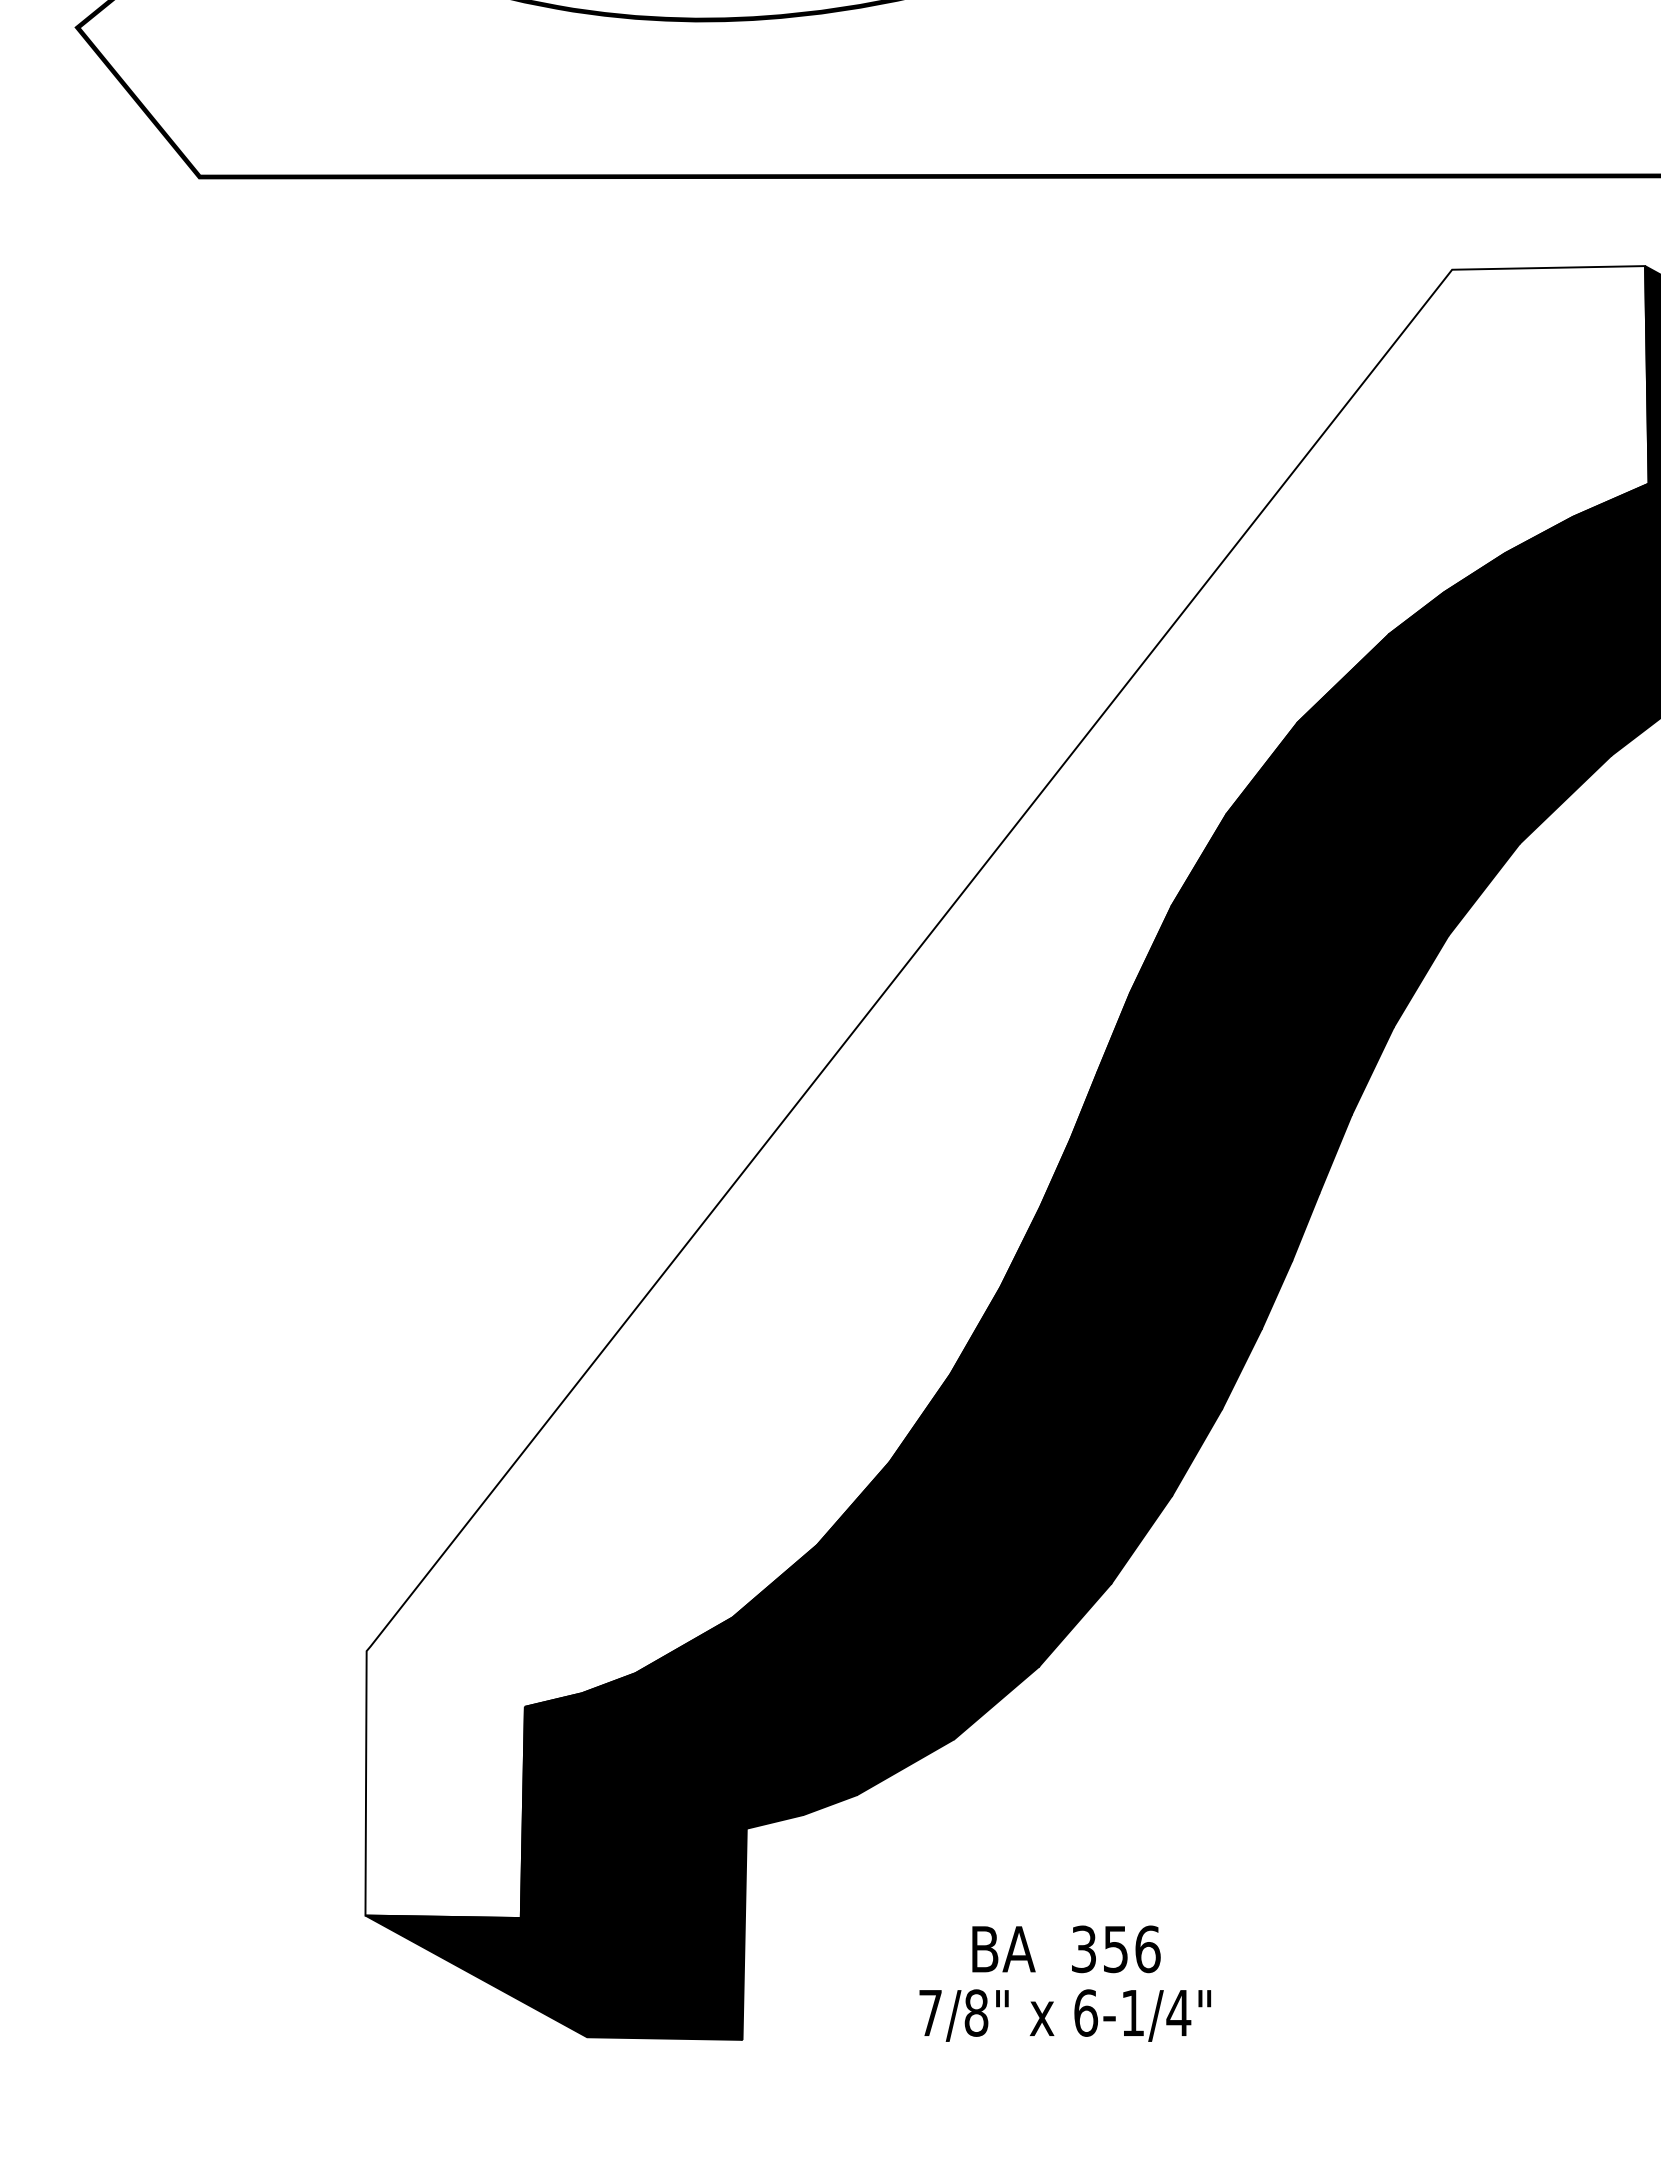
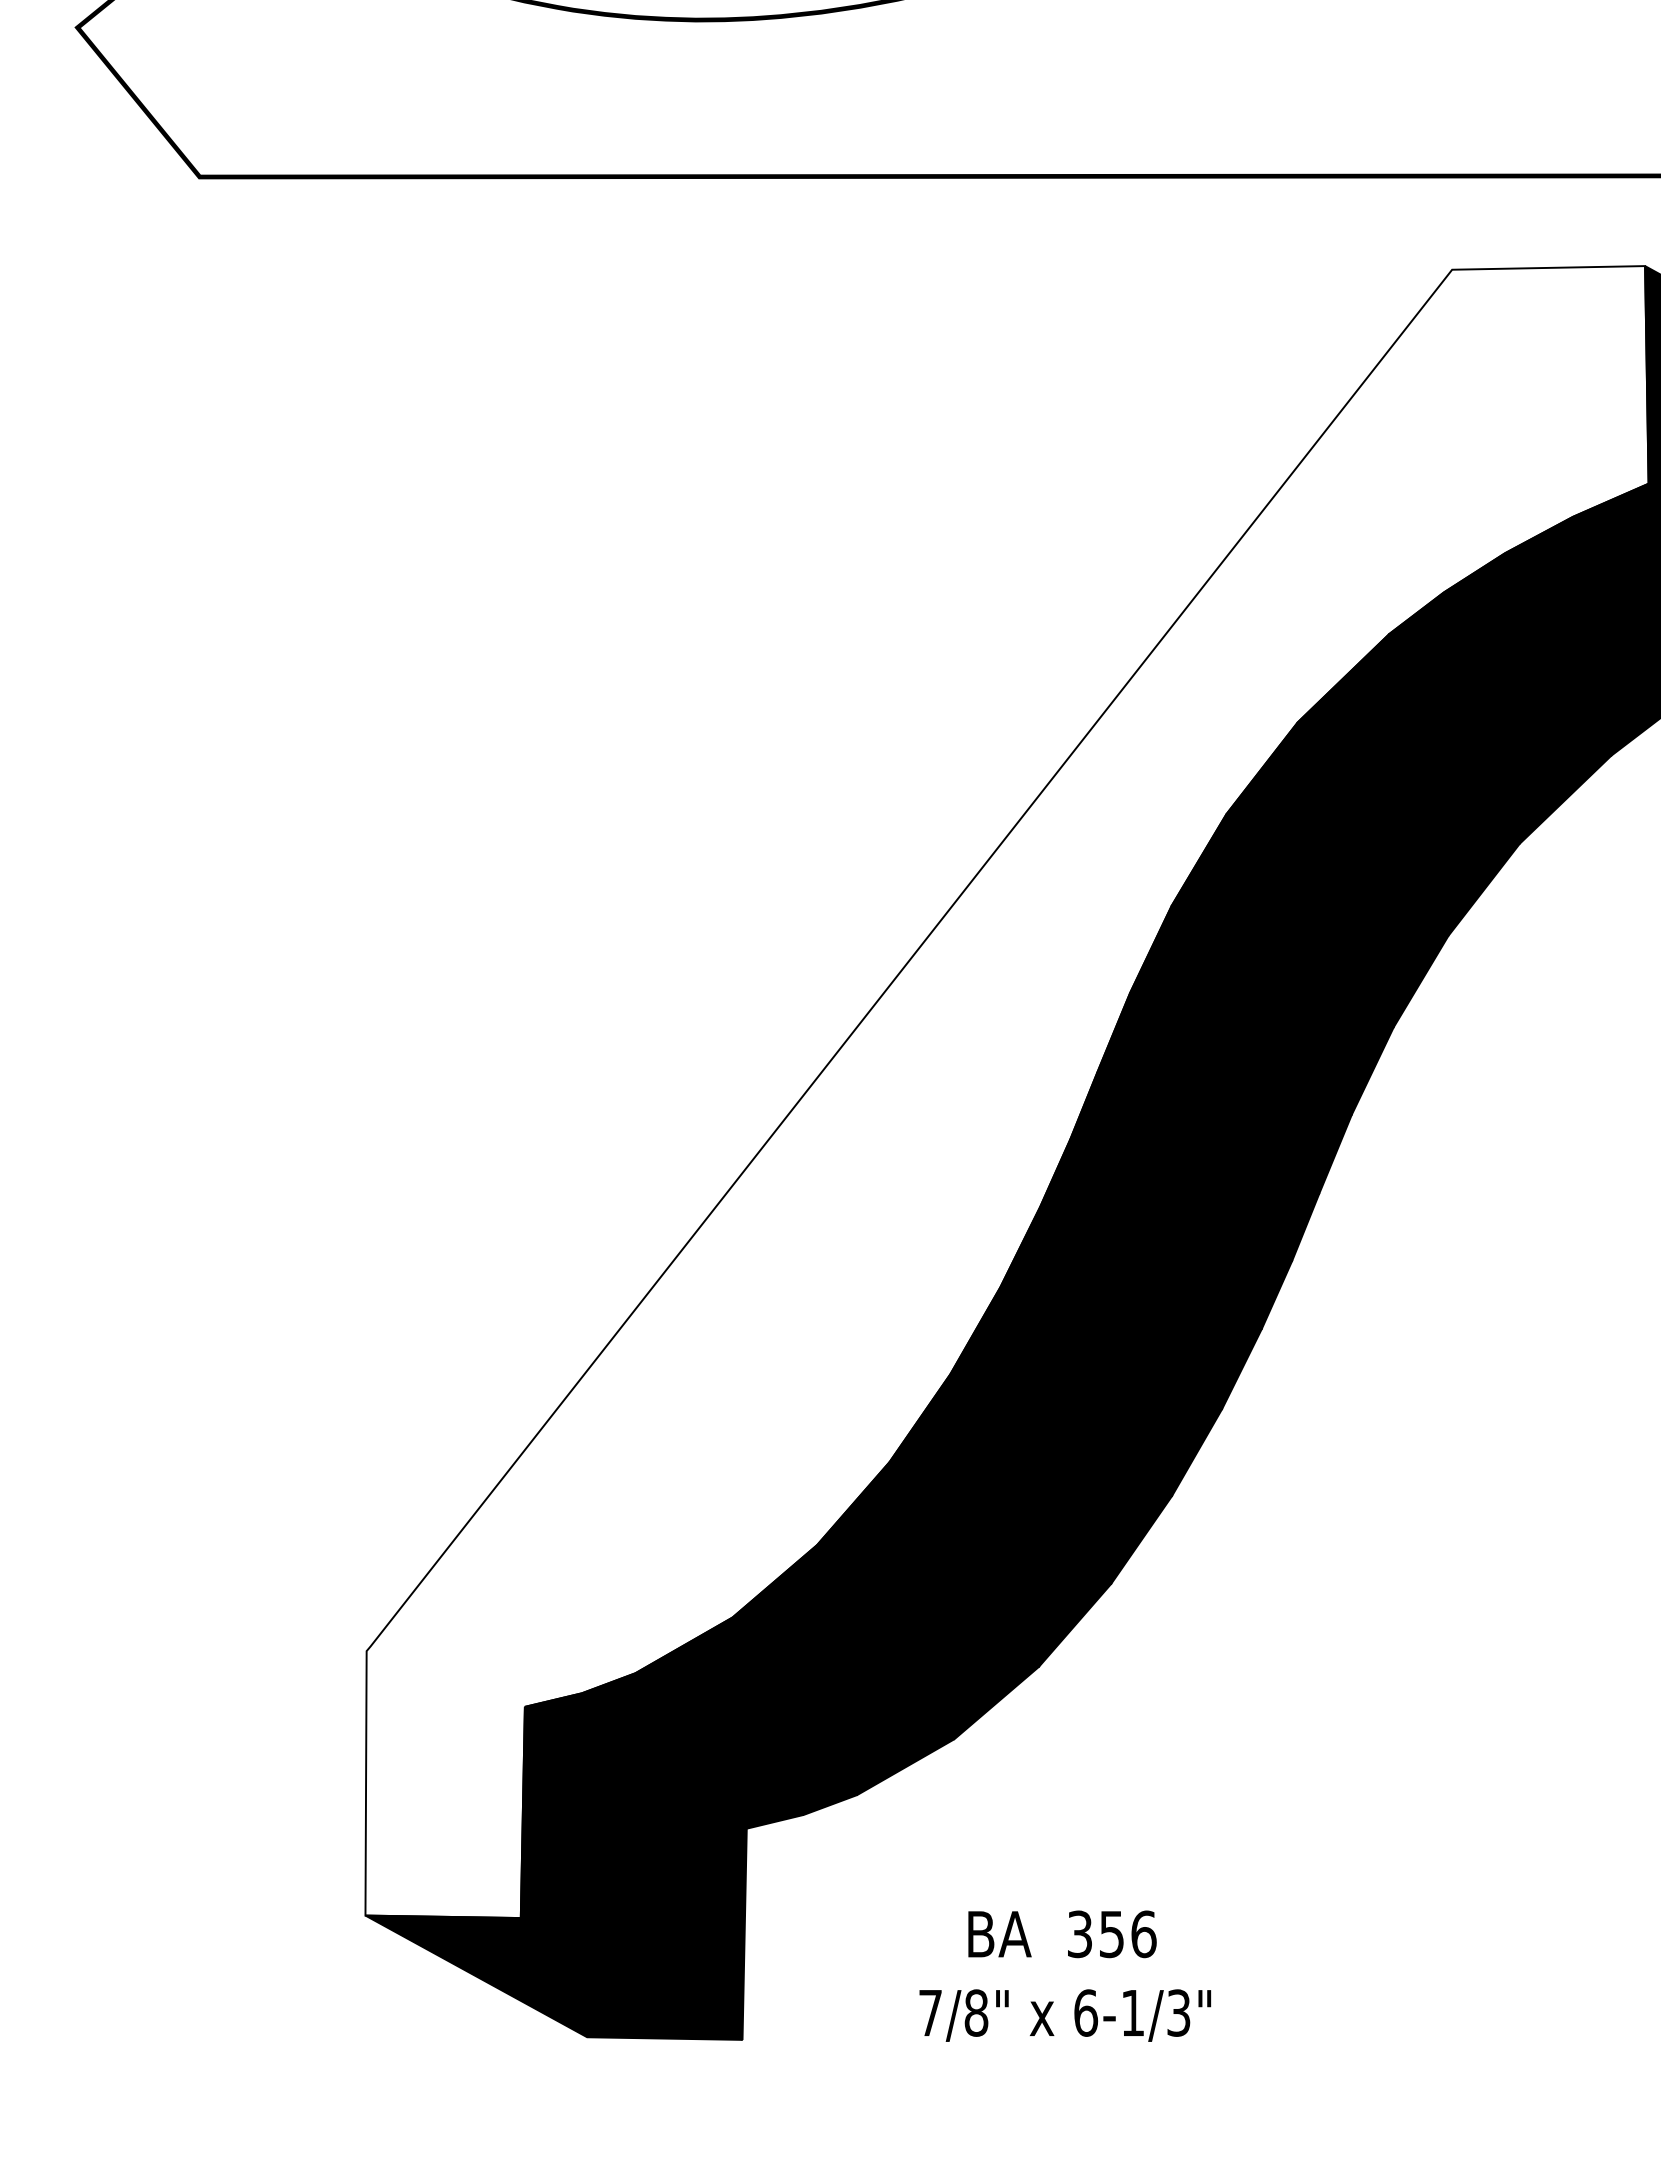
text position: (1066, 1949) -> (1062, 1934) (1062, 1934)
text: 6-1/4" -> 6-1/3" (1178, 2012)
